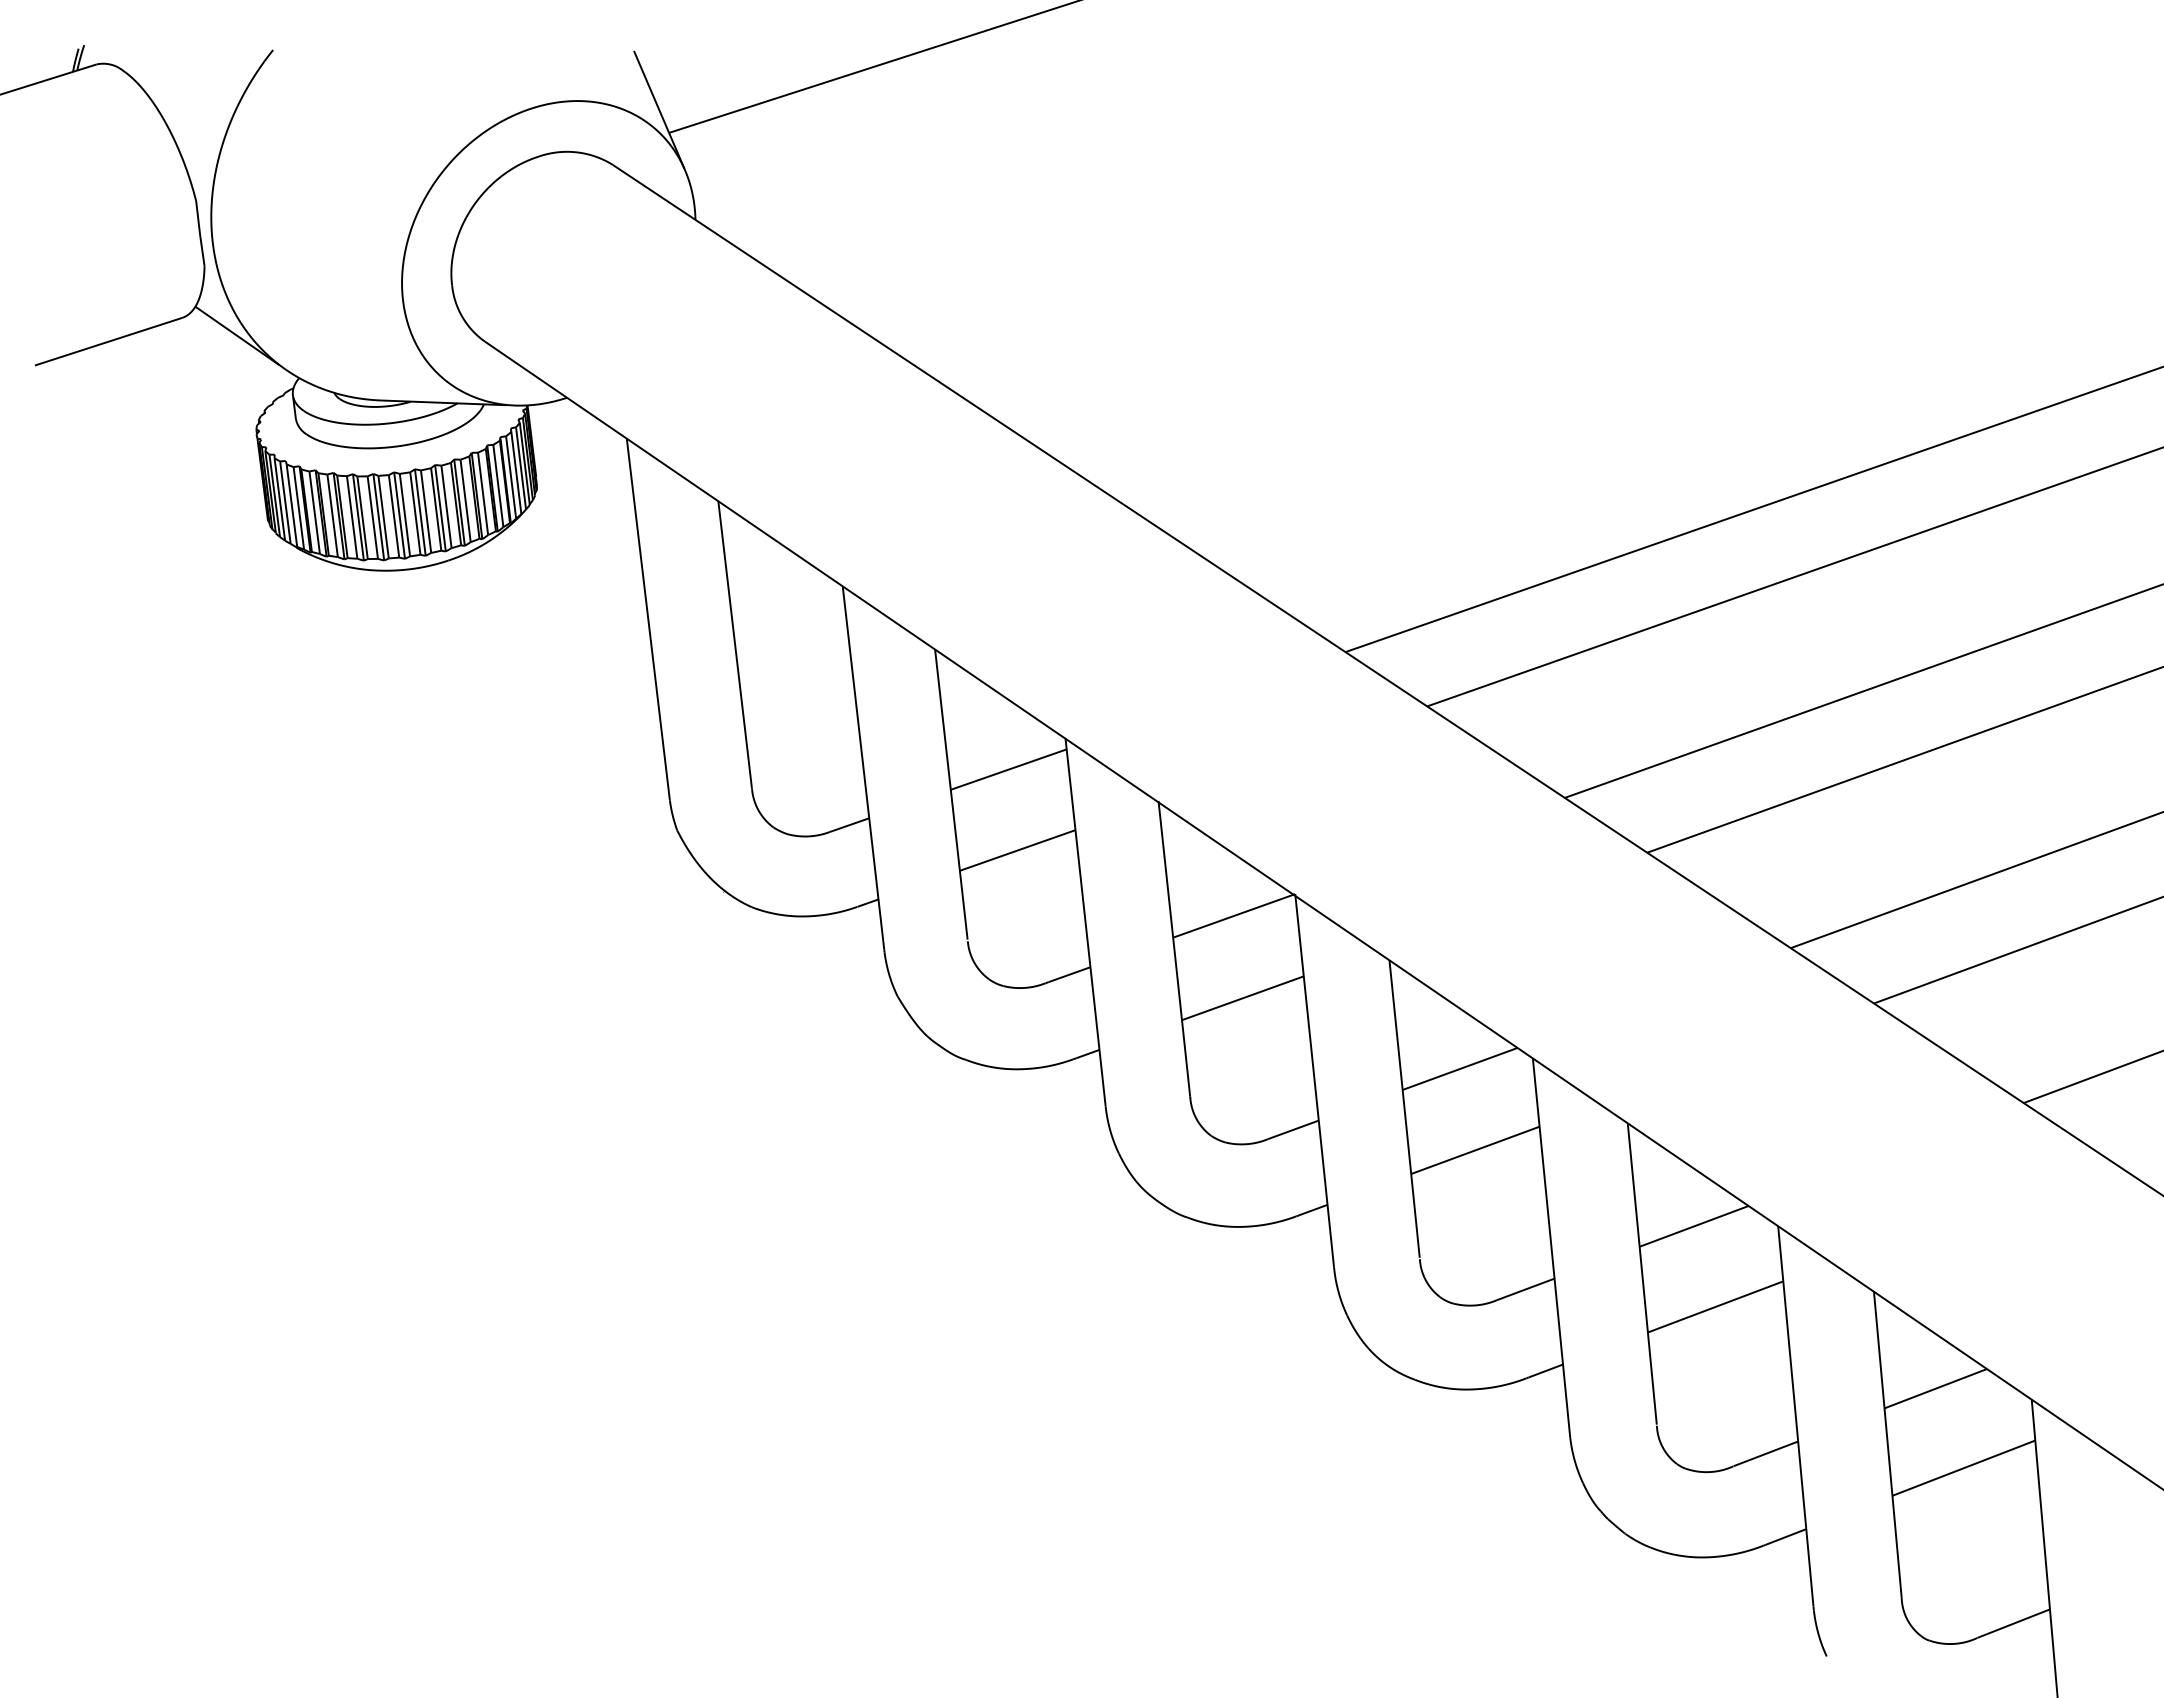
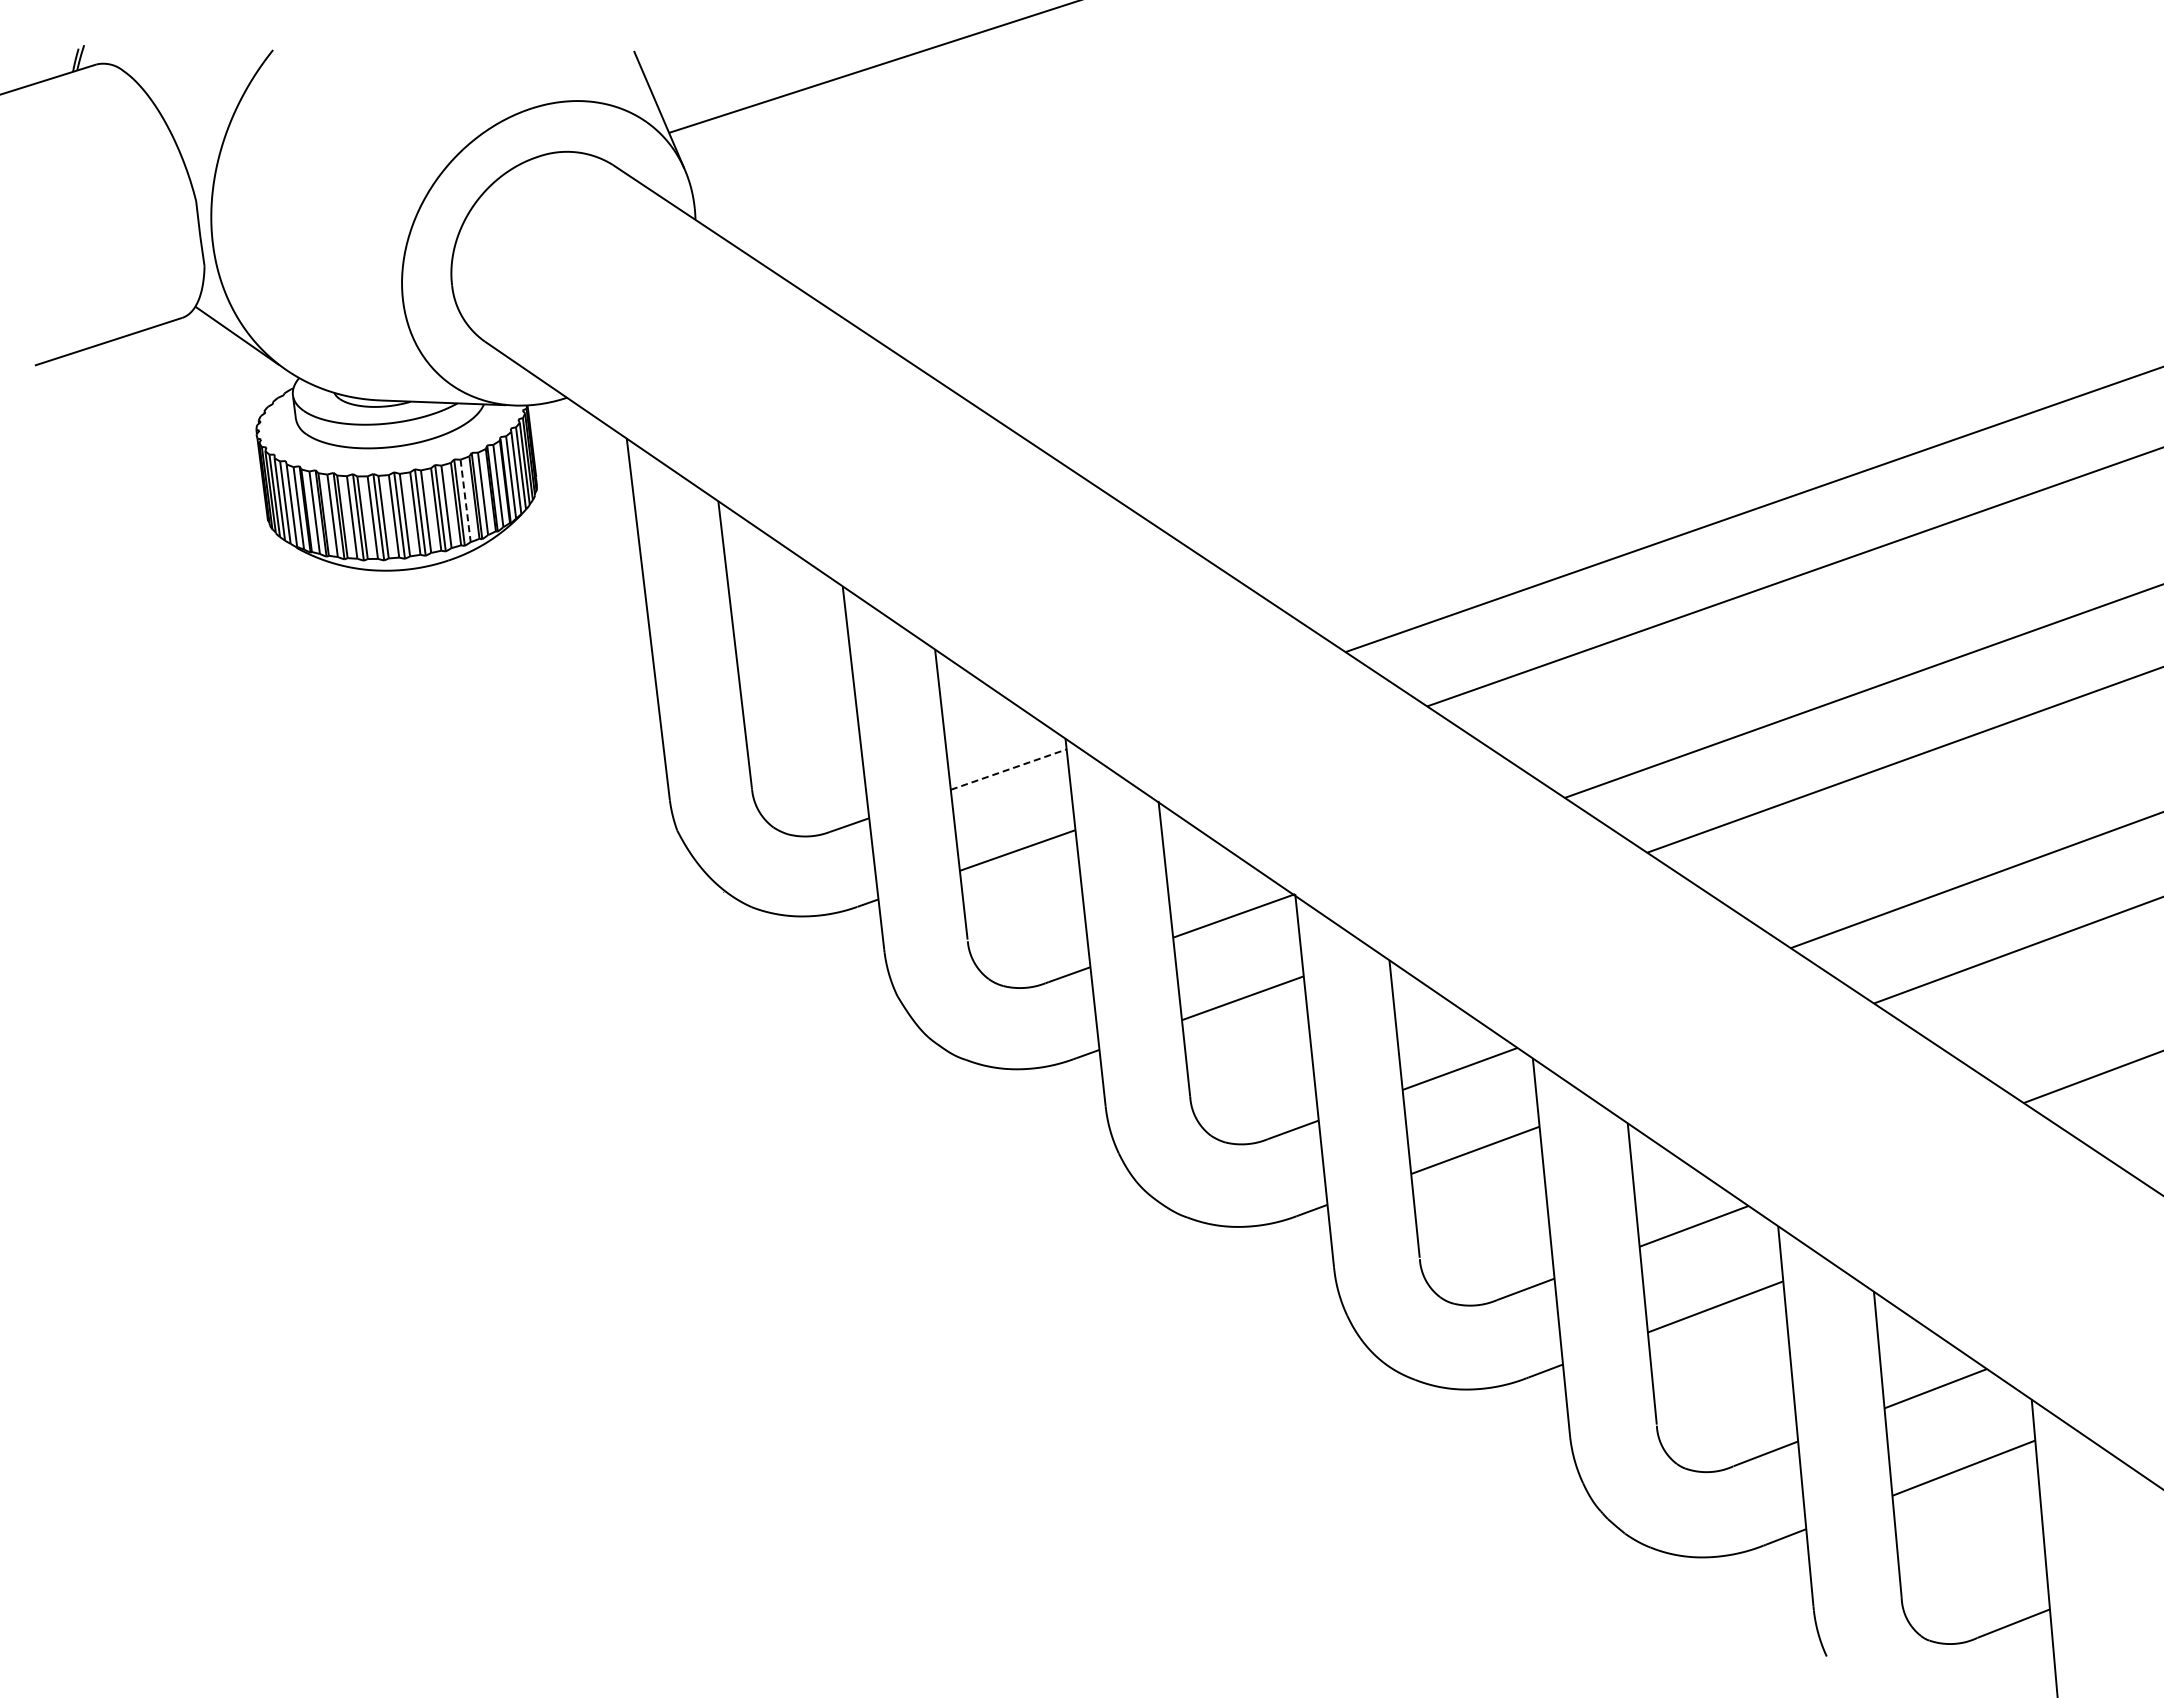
line: solid -> dashed (465, 500)
line: solid -> dashed (1009, 769)
